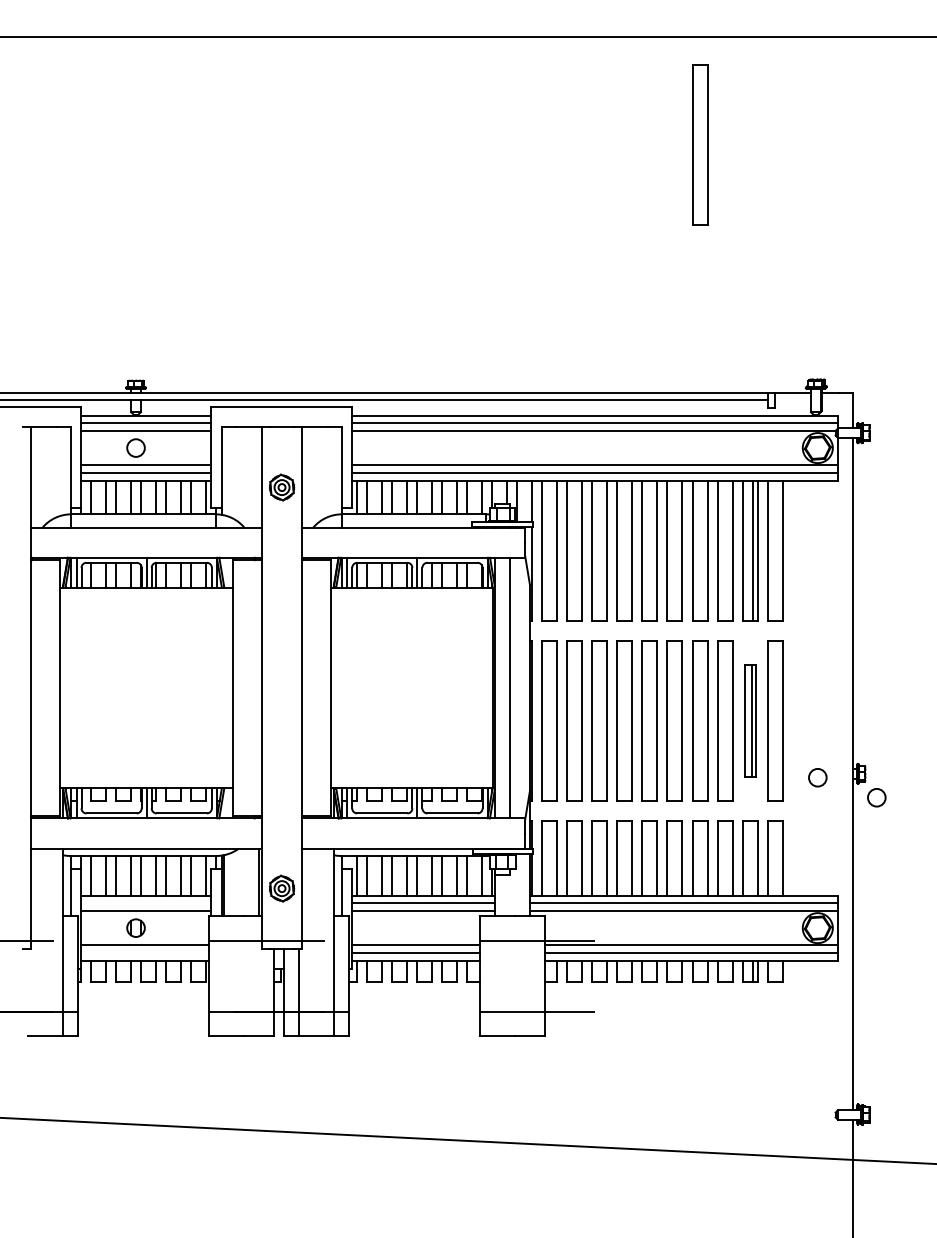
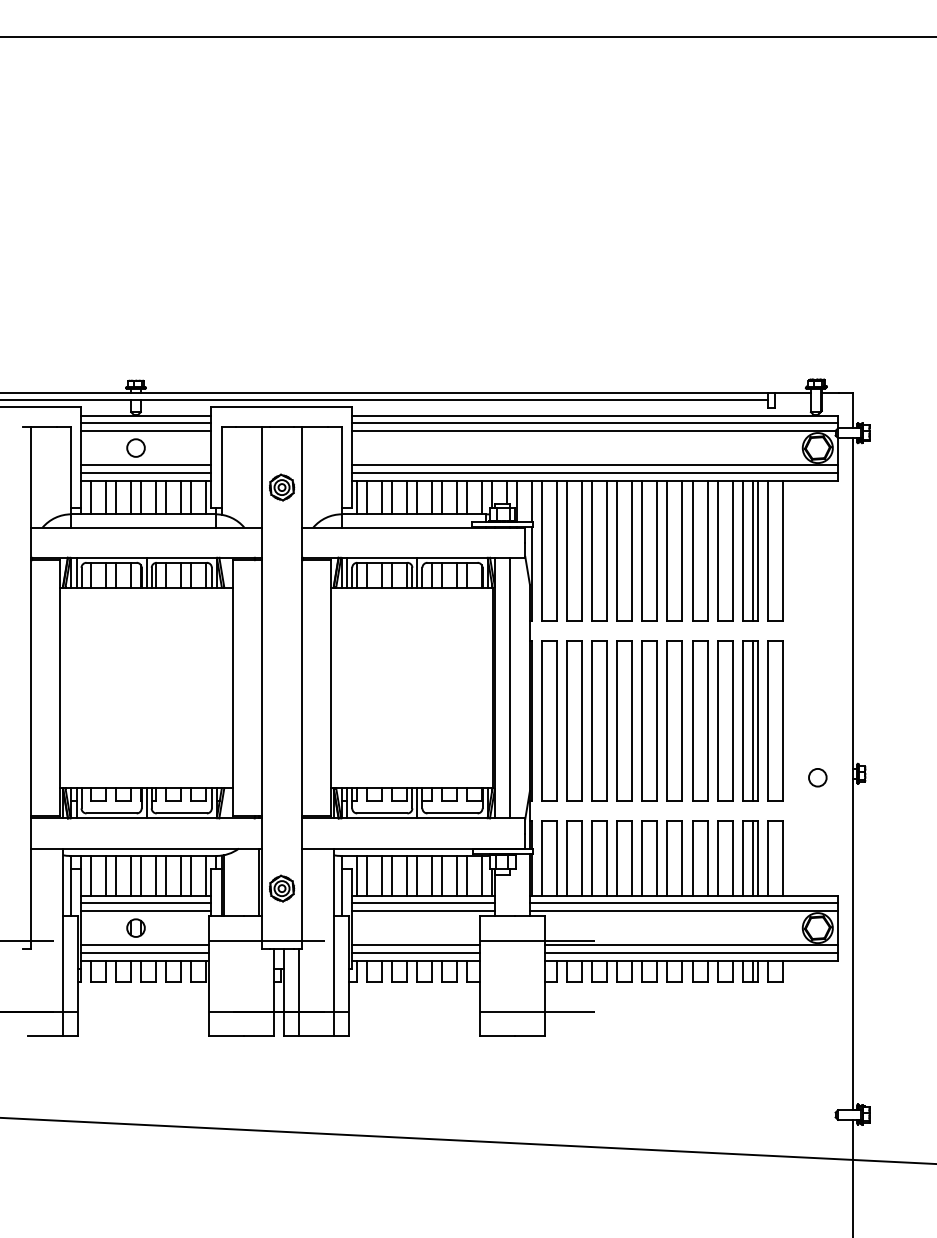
part: present -> none (700, 144)
part size: 13x114 px -> 17x162 px (750, 720)
circle: present -> none (876, 797)
line: none -> present (752, 858)
line: none -> present (145, 903)
line: none -> present (144, 953)
